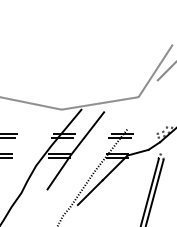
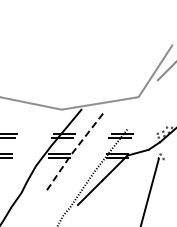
line: solid -> dashed (74, 150)
line: present -> none (154, 191)
